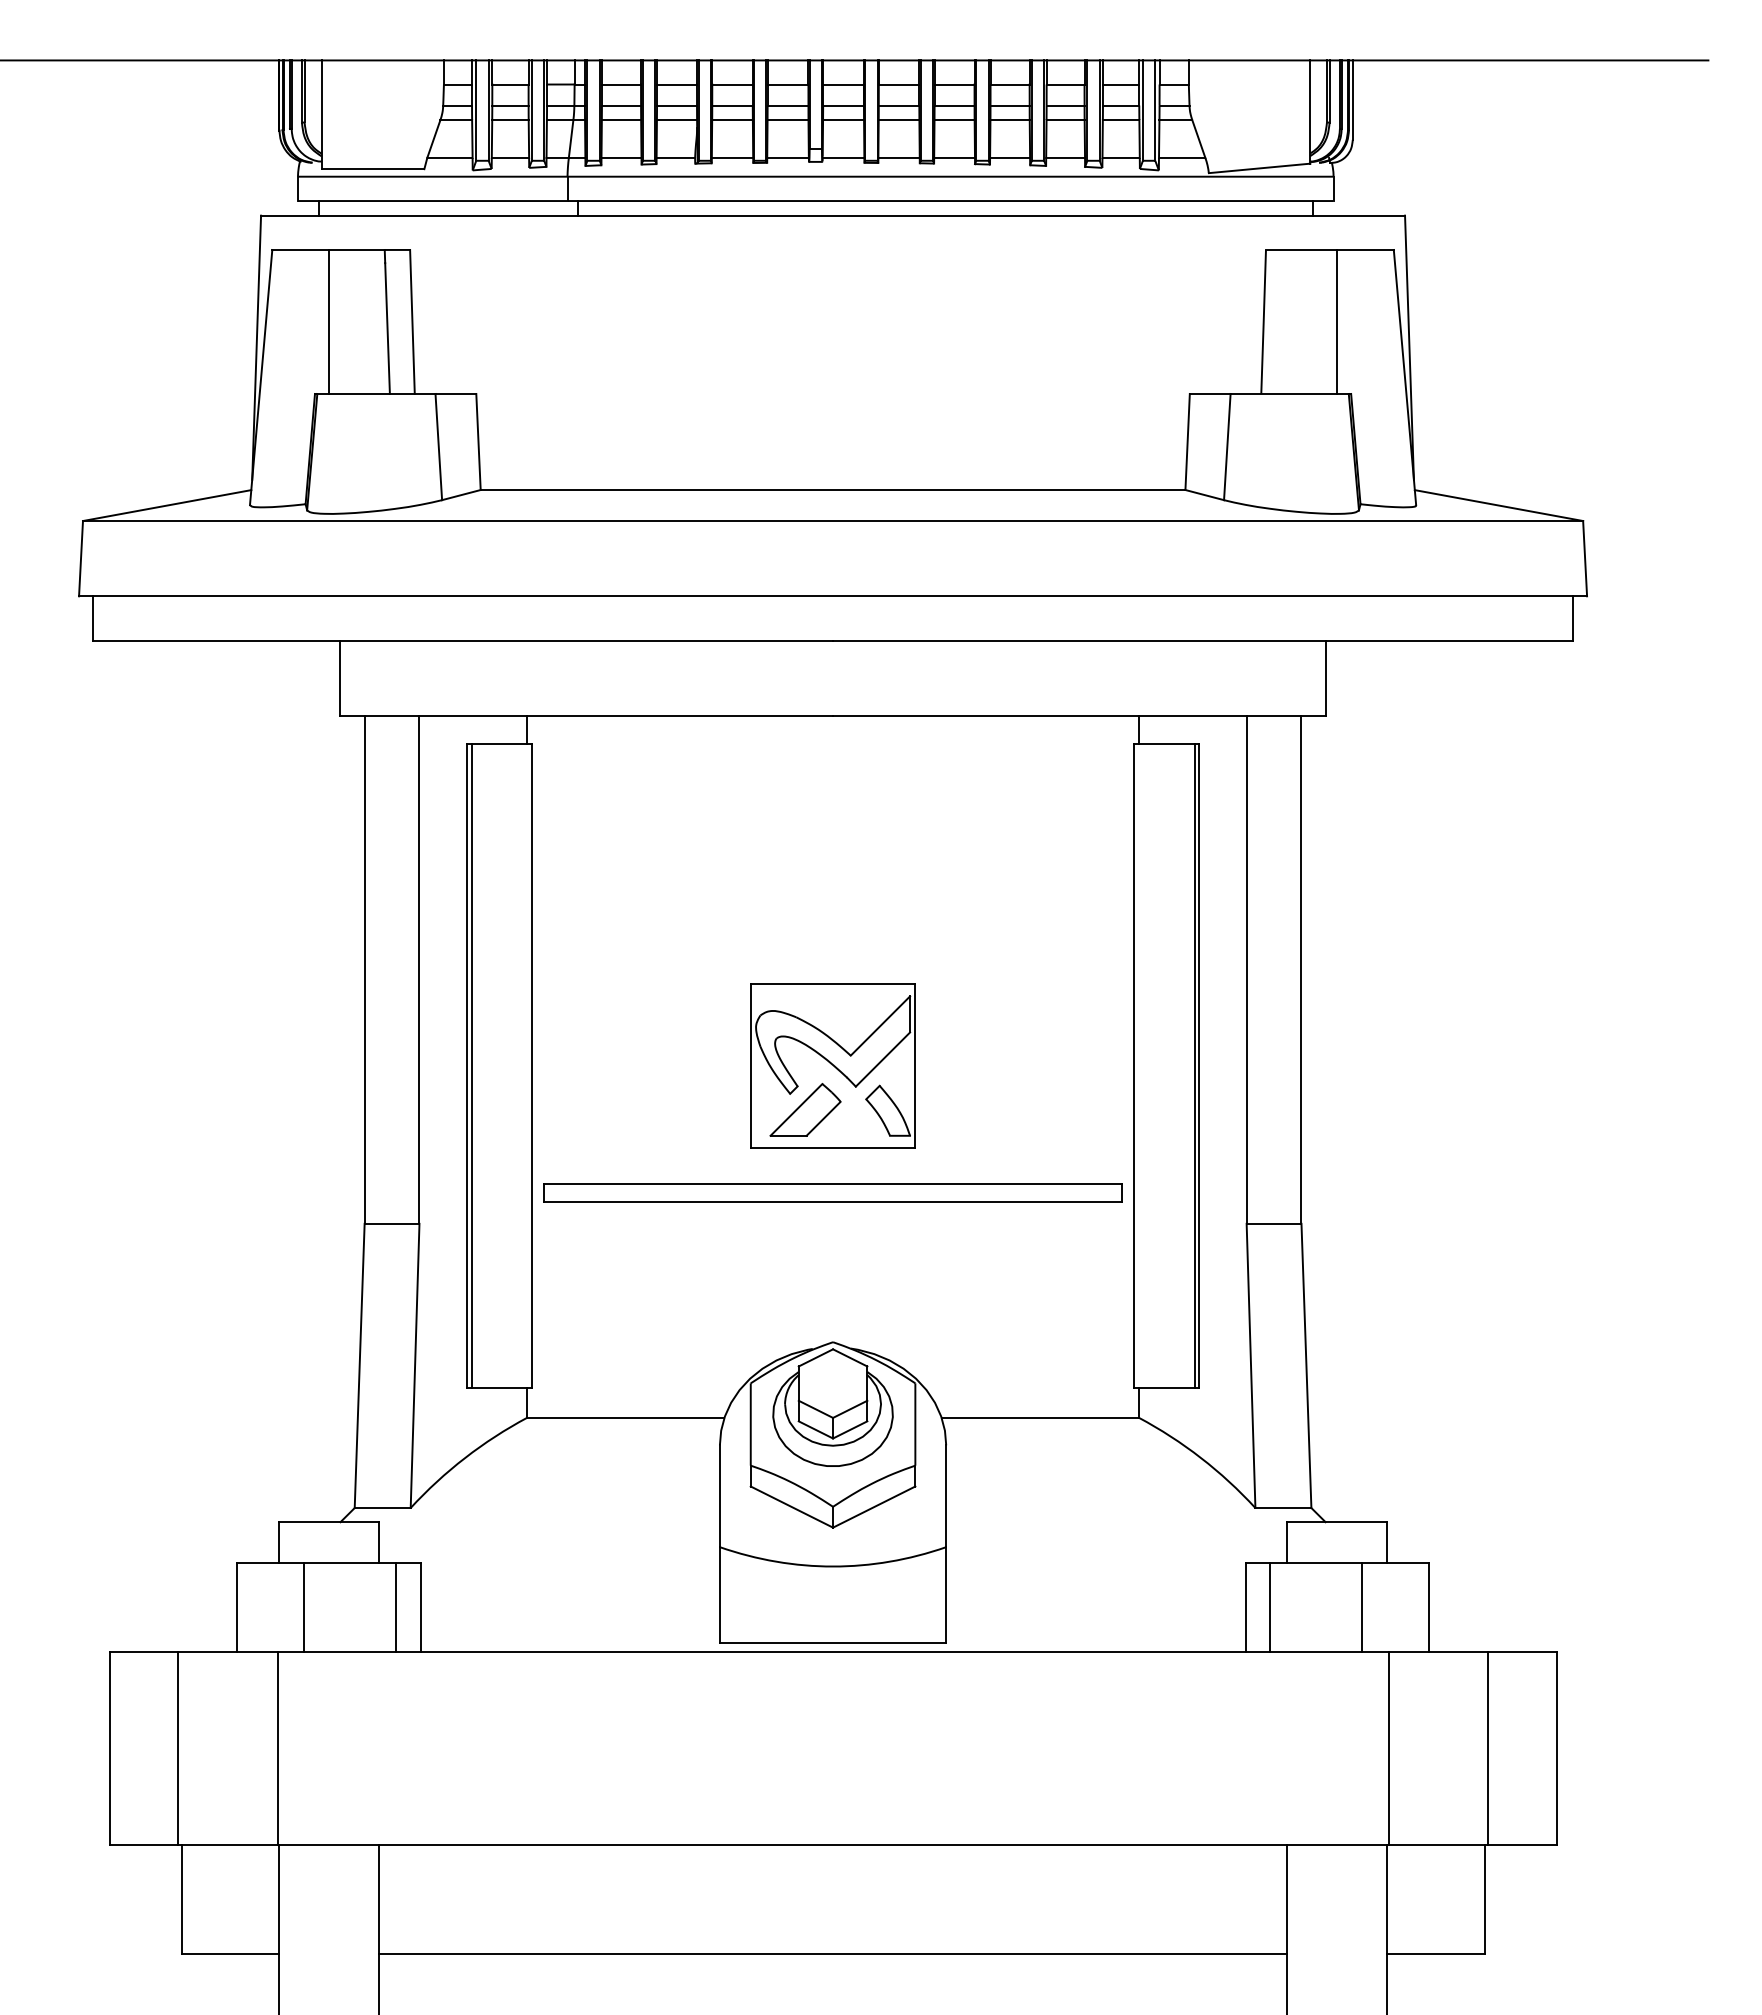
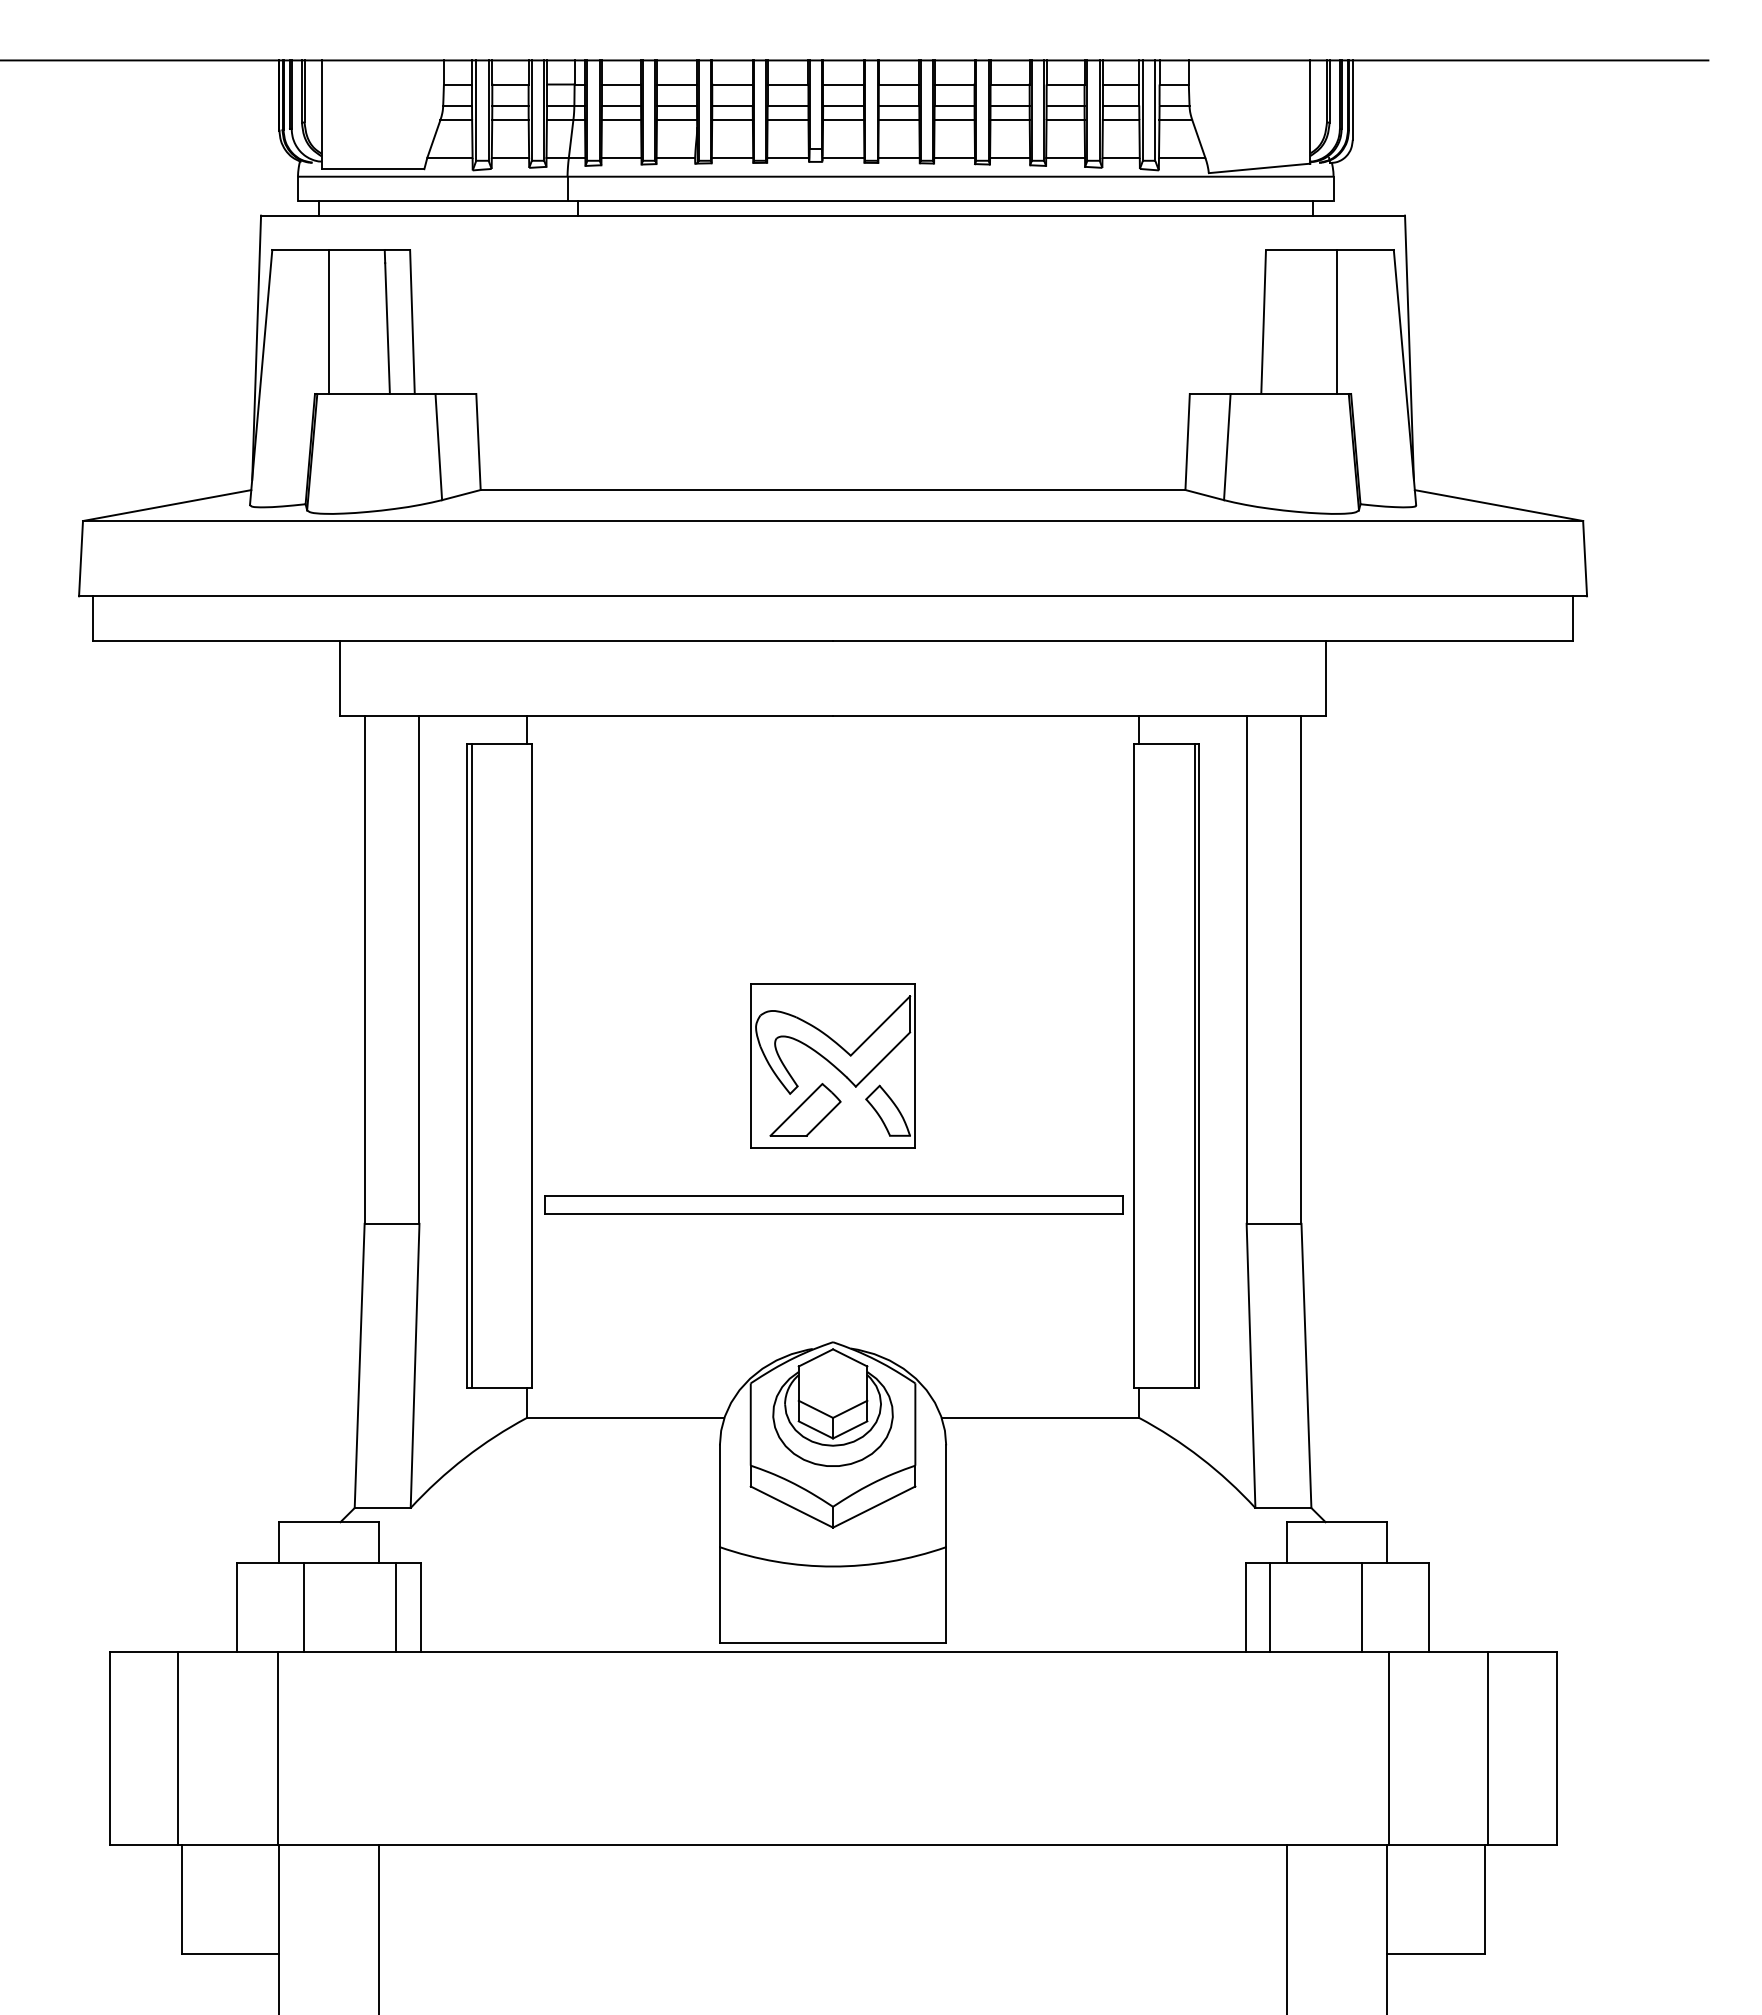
part position: (832, 1192) -> (833, 1204) (833, 1204)
line: present -> none (832, 1954)
